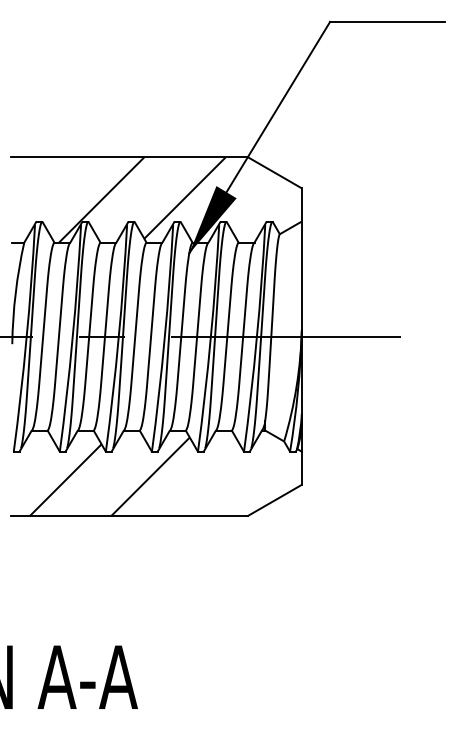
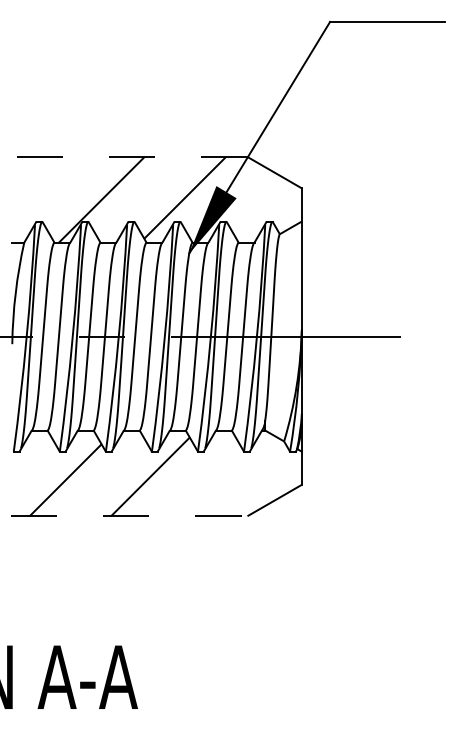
line: solid -> dashed (128, 156)
line: solid -> dashed (129, 516)
